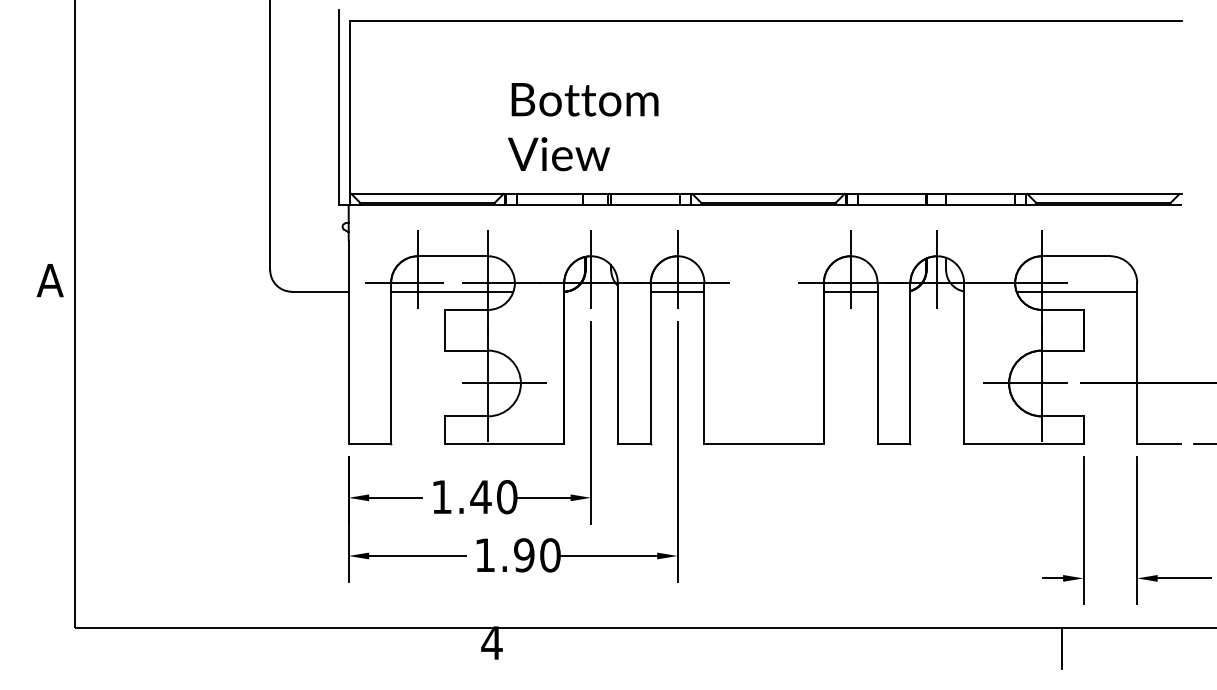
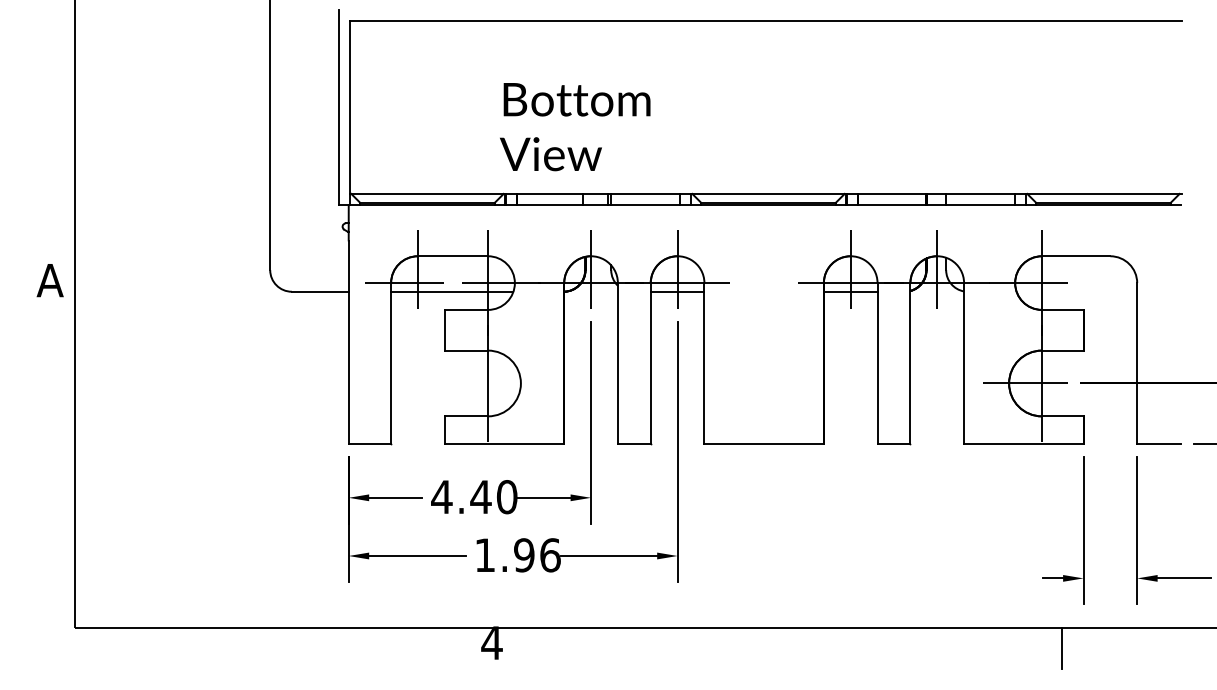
text position: (583, 127) -> (575, 127) (575, 127)
line: present -> none (1076, 291)
line: present -> none (504, 383)
text: 1.40 -> 4.40 (441, 496)
text: 1.90 -> 1.96 (550, 555)
